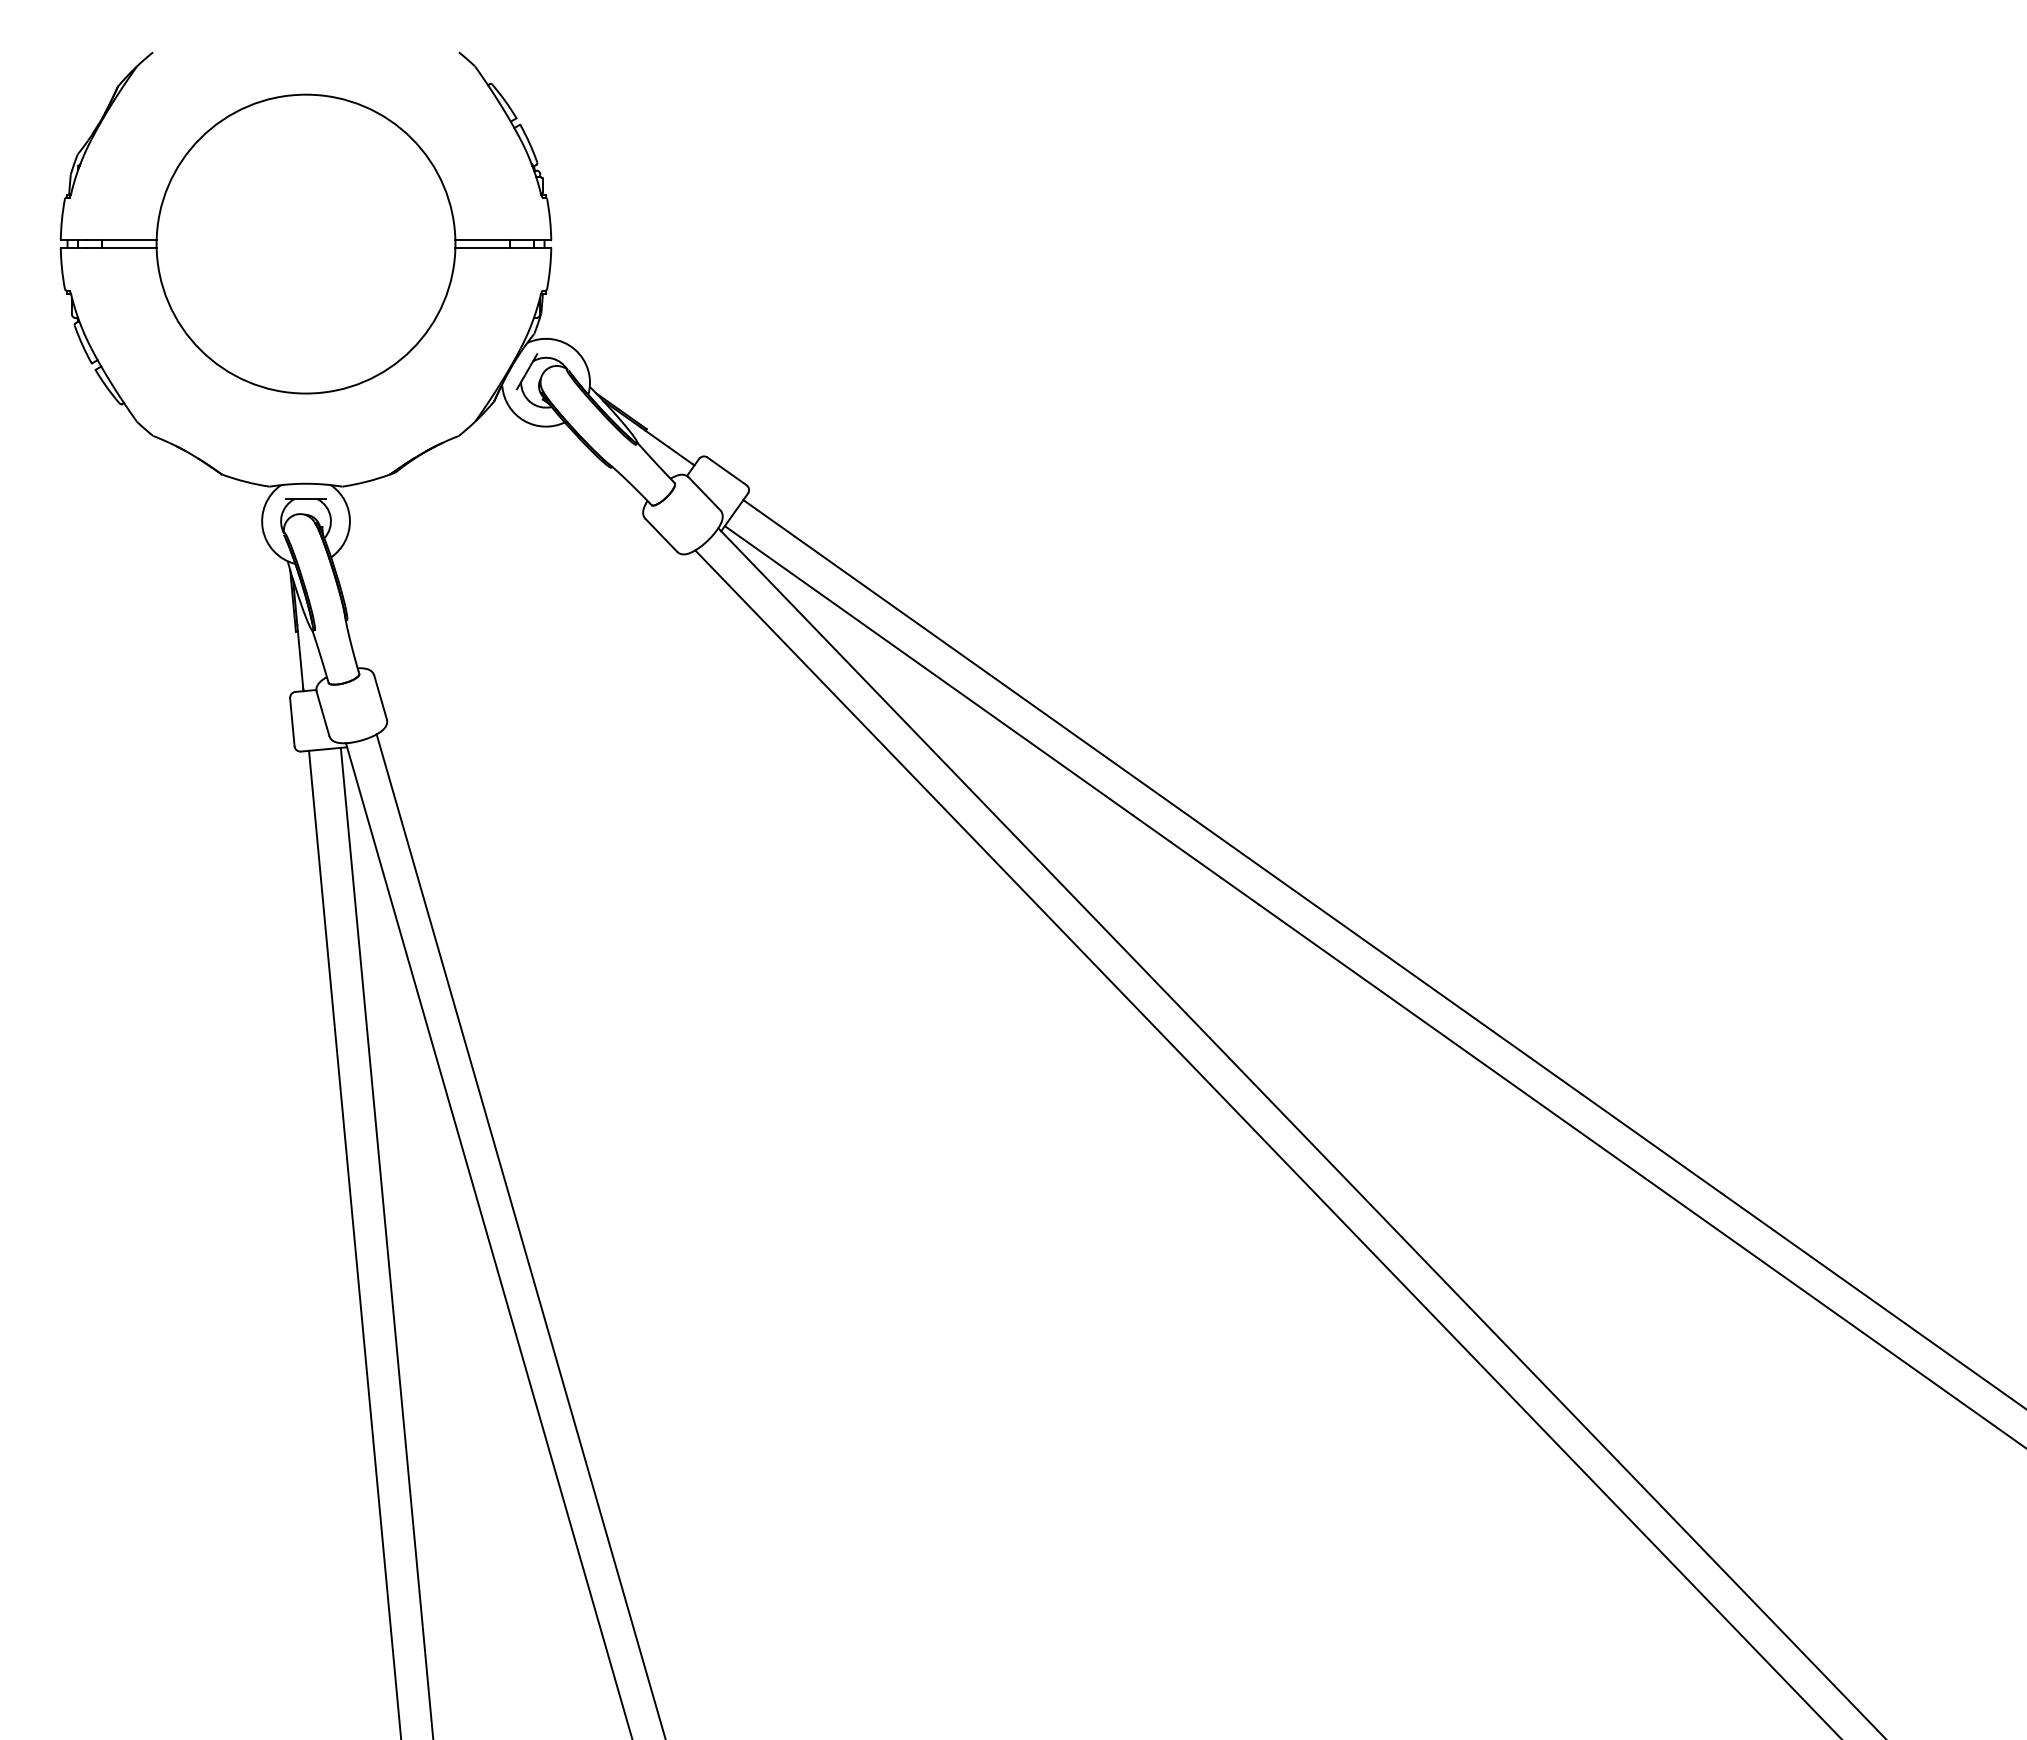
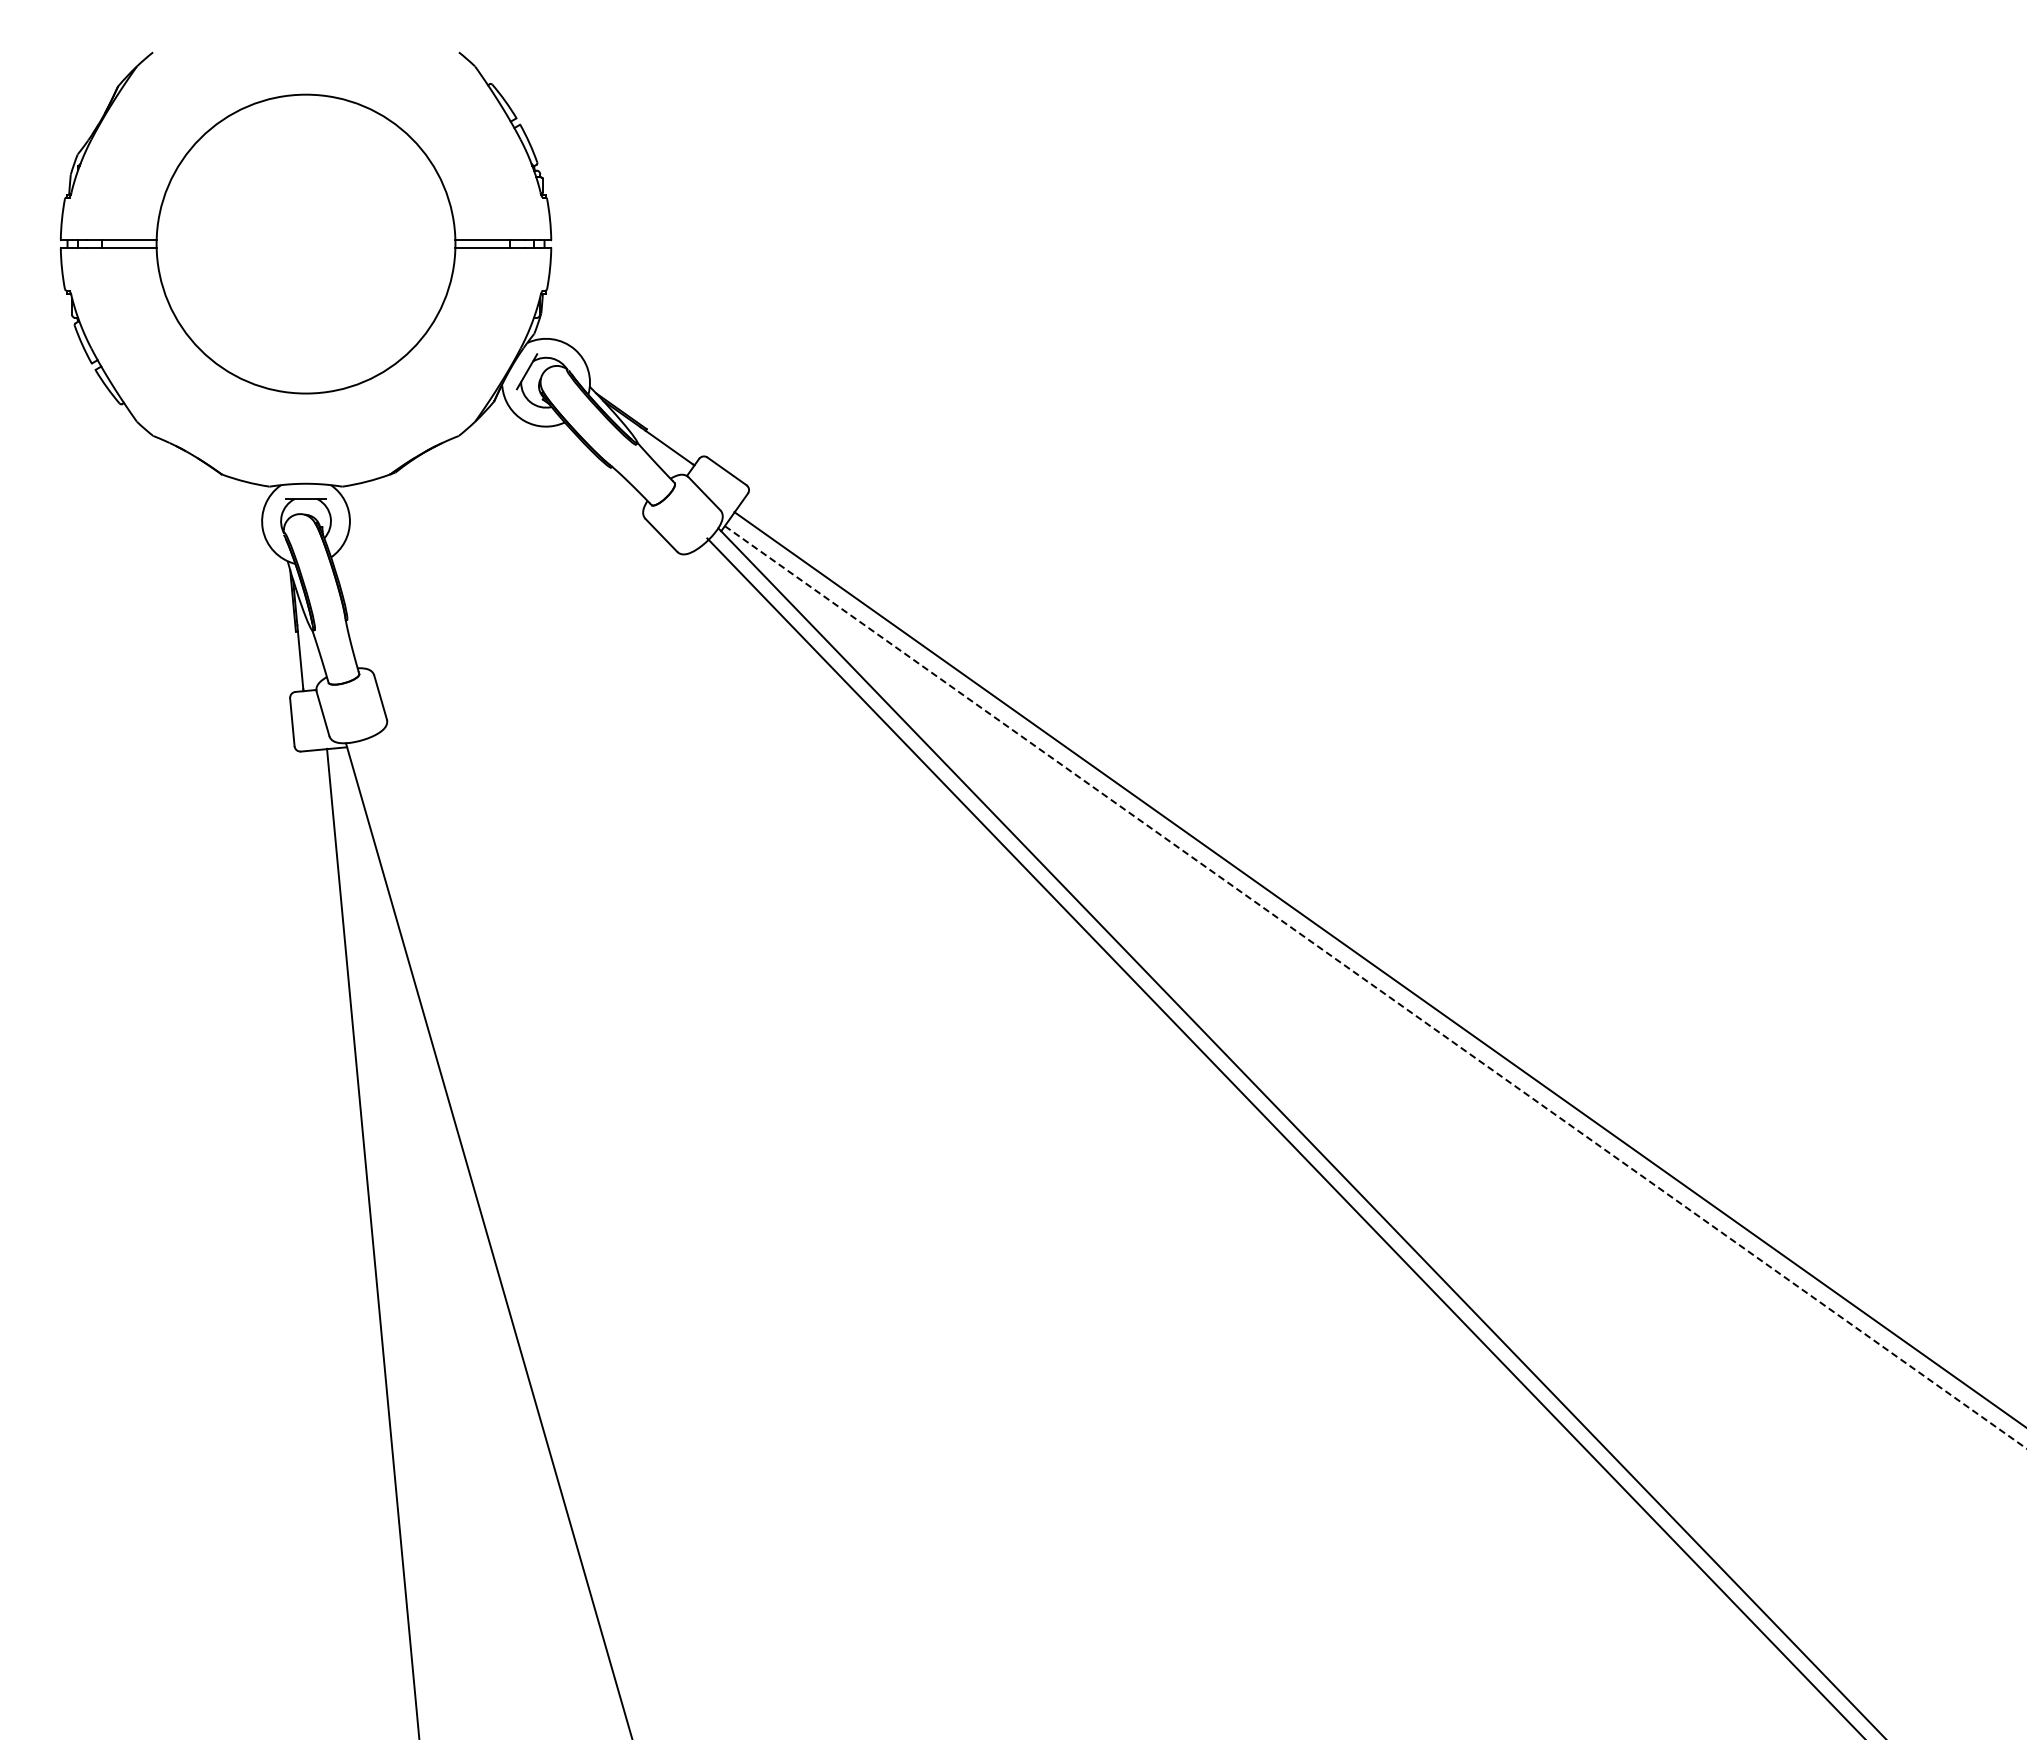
line position: (1383, 953) -> (1378, 968) (1378, 968)
line: solid -> dashed (1375, 987)
line position: (1267, 1143) -> (1284, 1137) (1284, 1137)
line: present -> none (520, 1235)
line: present -> none (386, 1241)
line position: (354, 1243) -> (373, 1242) (373, 1242)
